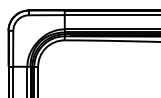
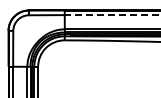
line: solid -> dashed (112, 15)
